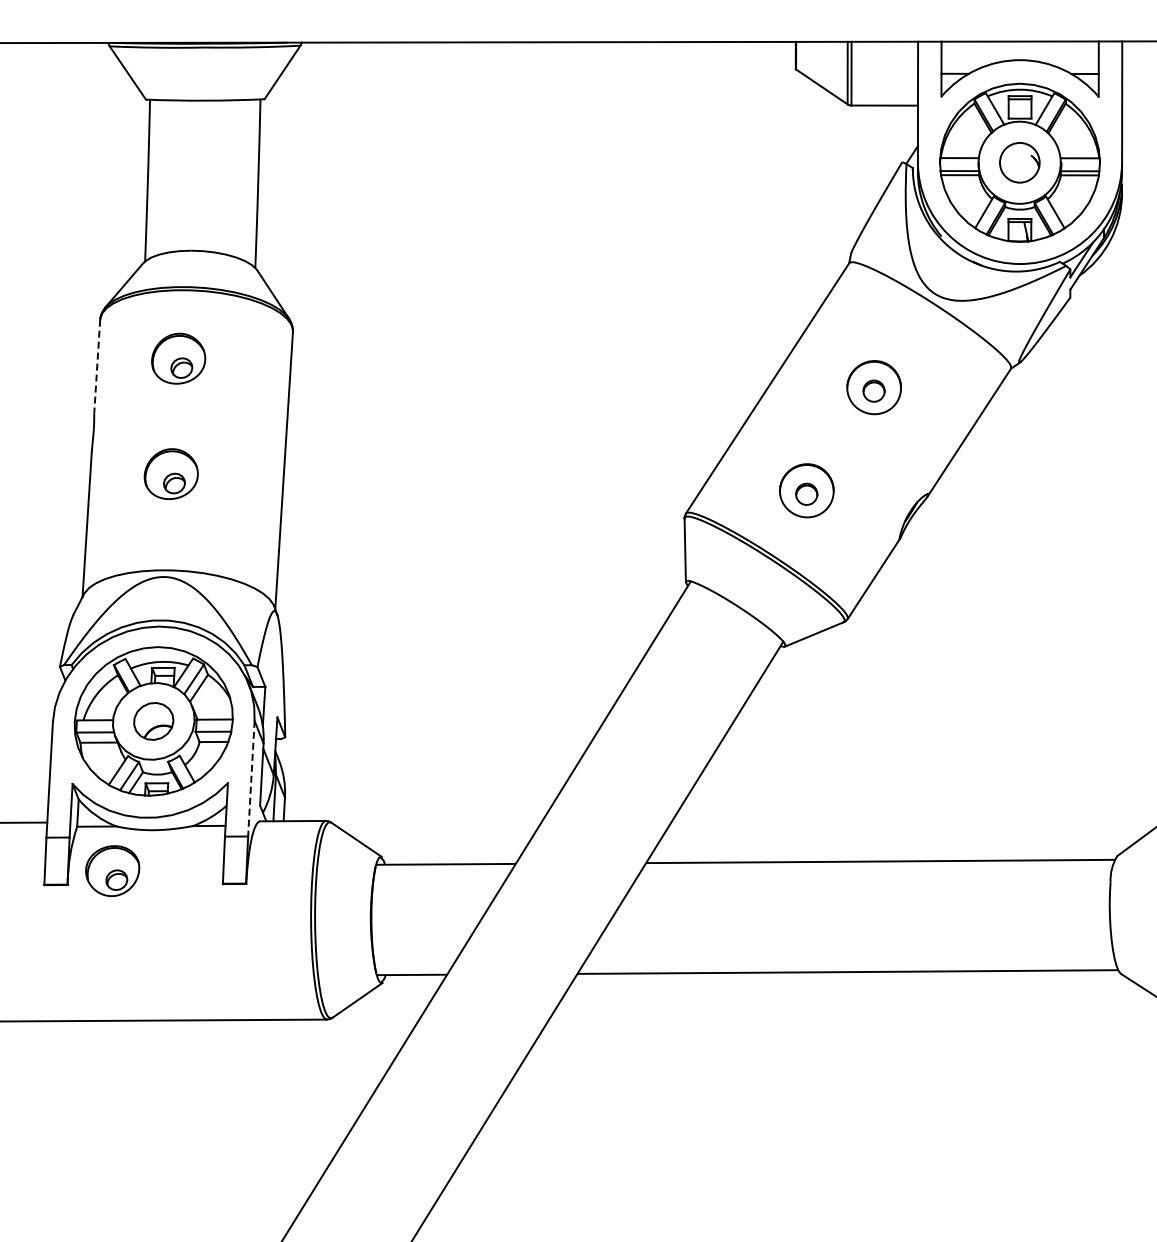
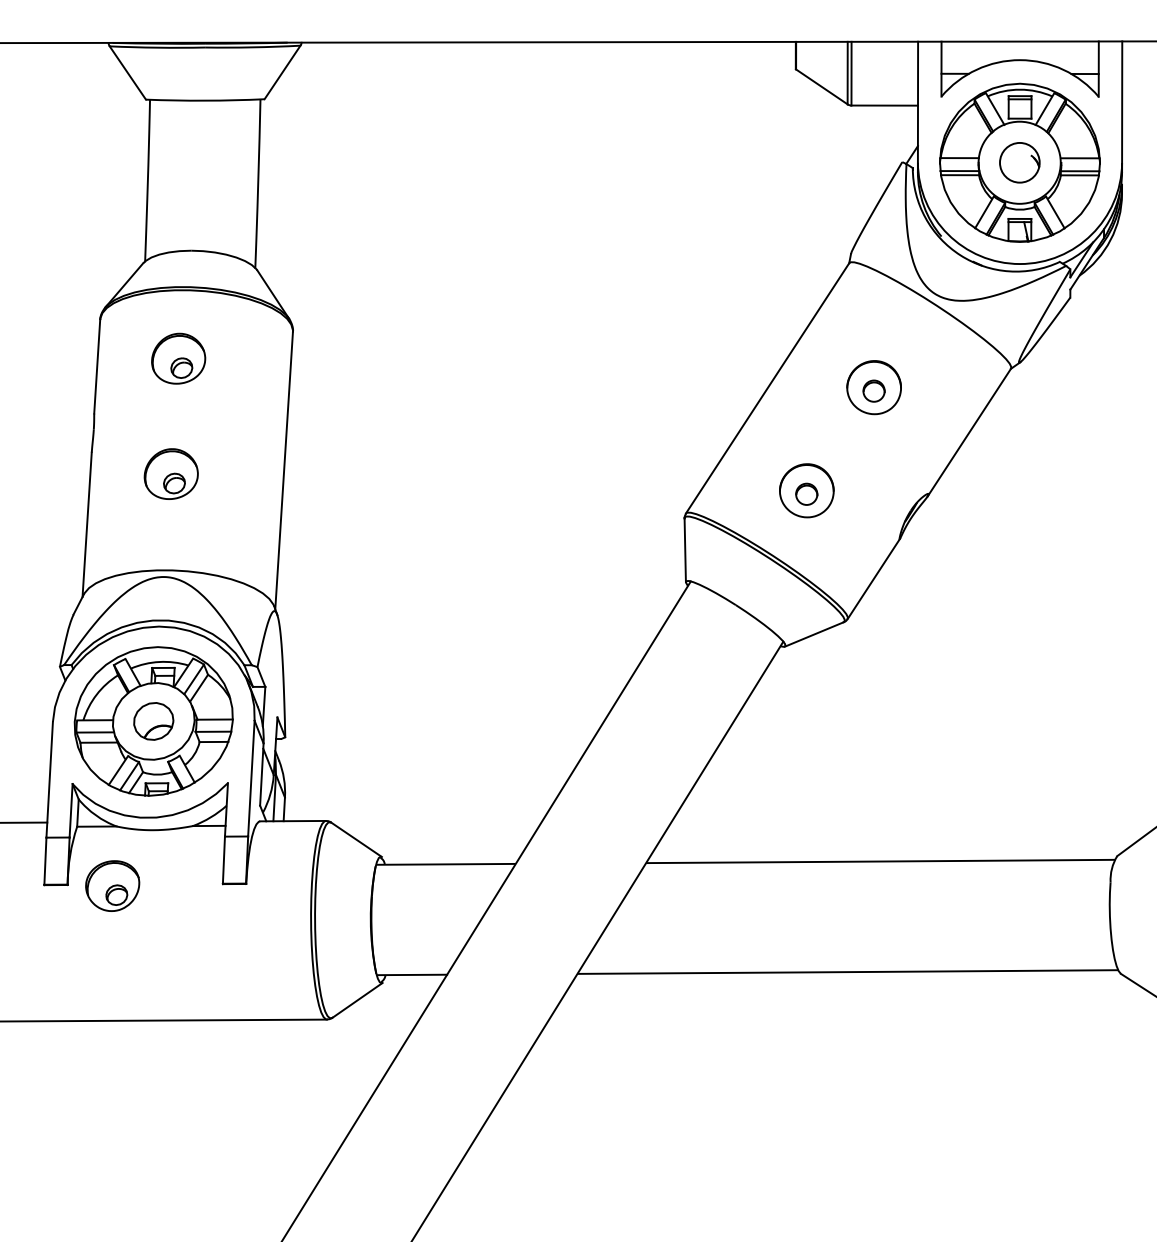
line: dashed -> solid (97, 367)
line: dashed -> solid (251, 778)
part position: (112, 870) -> (112, 885) (112, 885)
